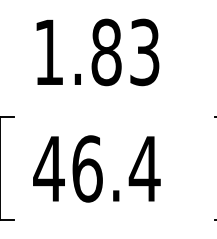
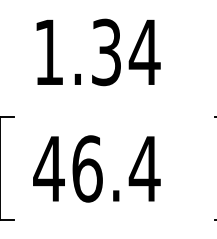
text: 1.83 -> 1.34 (125, 52)
